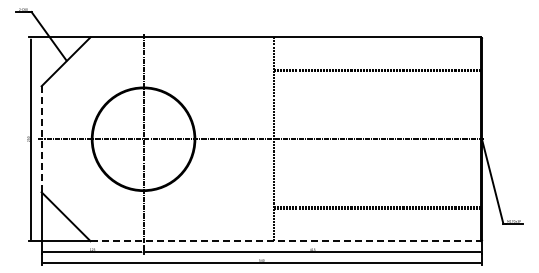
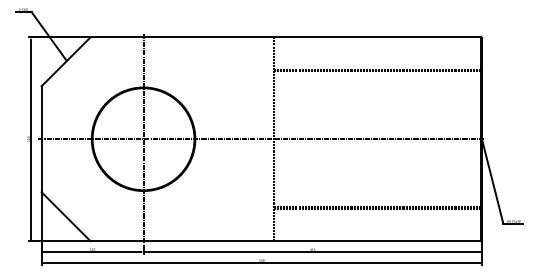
line: dashed -> solid (41, 139)
line: dashed -> solid (286, 241)
